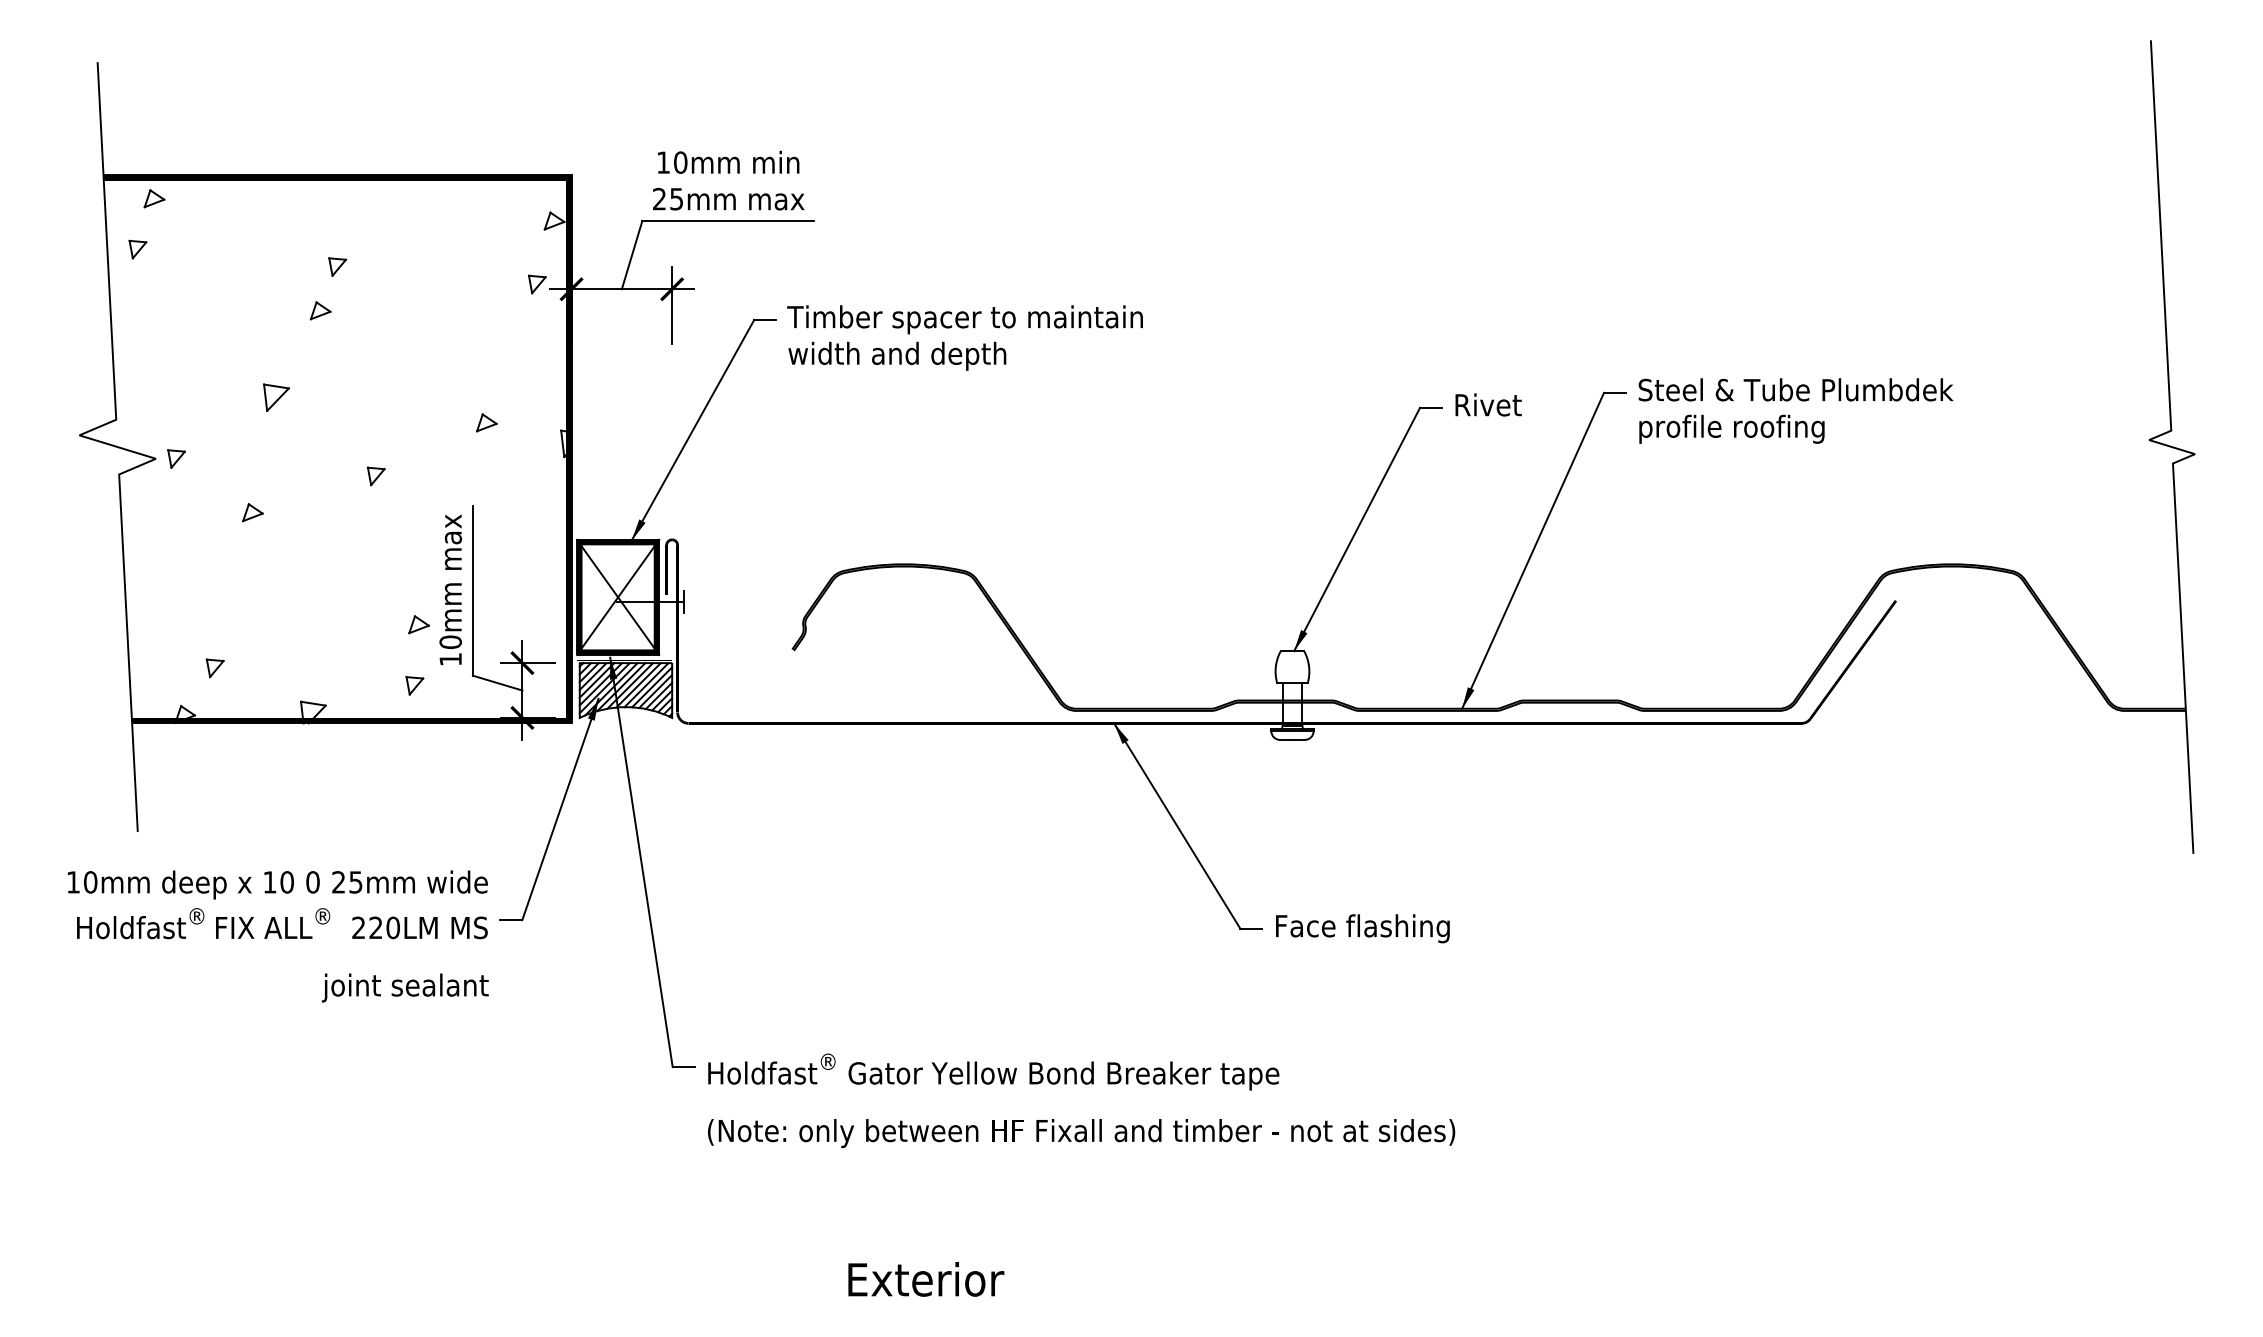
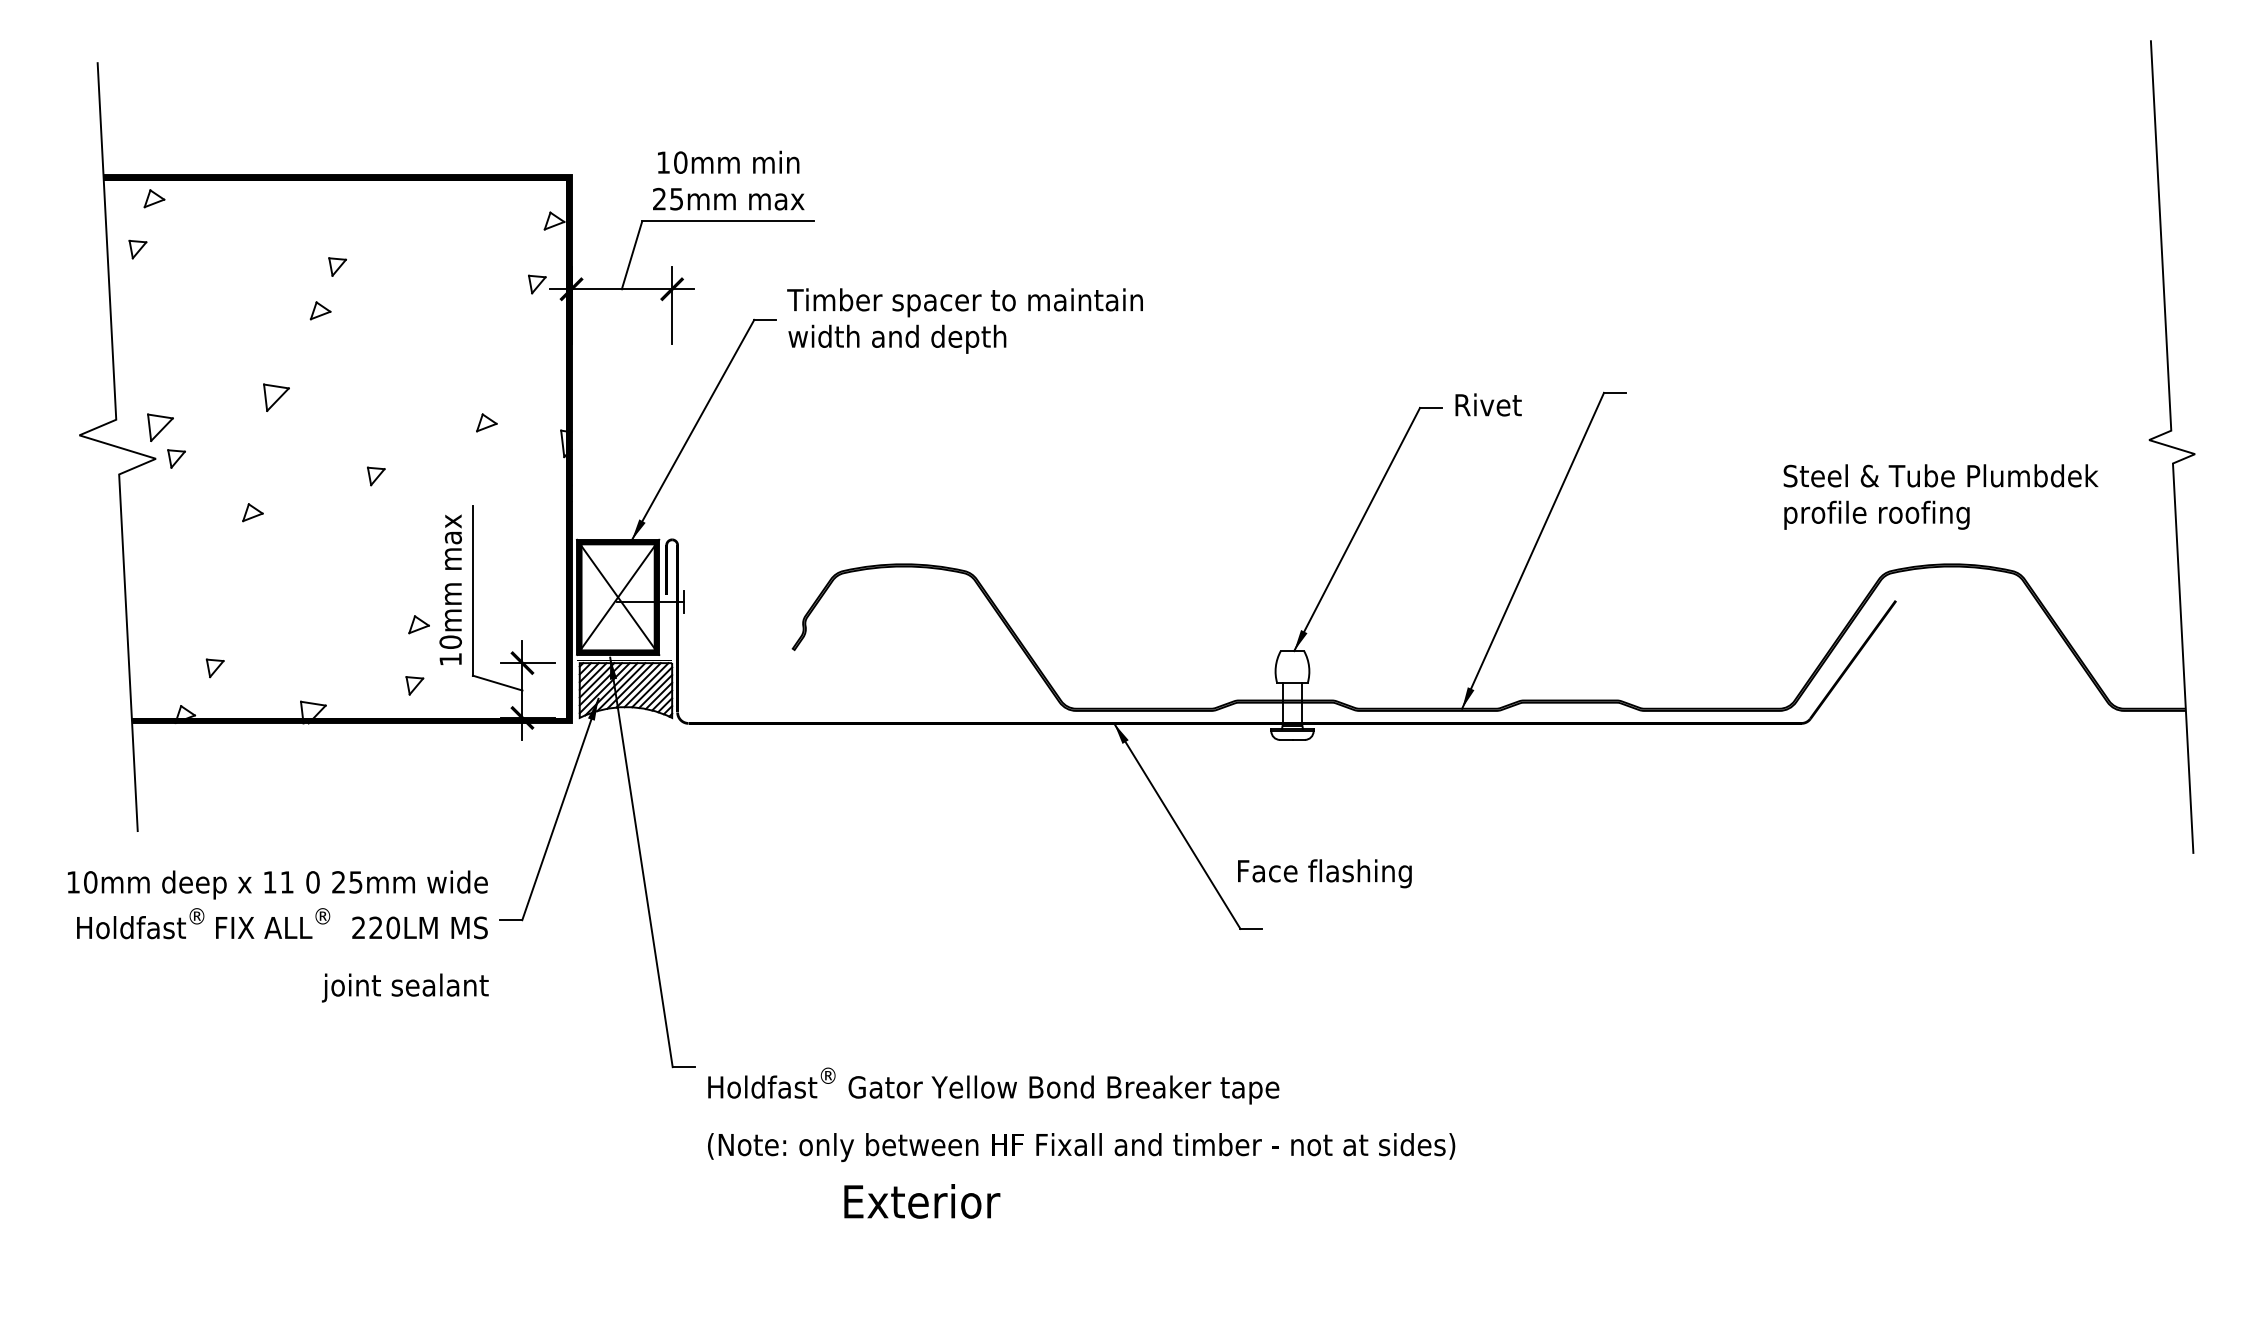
text position: (964, 337) -> (964, 320) (964, 320)
text position: (1795, 410) -> (1940, 496) (1940, 496)
part: none -> present (160, 427)
text: 10 -> 11 (286, 882)
text position: (1362, 928) -> (1324, 873) (1324, 873)
text position: (1081, 1100) -> (1081, 1114) (1081, 1114)
text position: (926, 1279) -> (922, 1201) (922, 1201)
